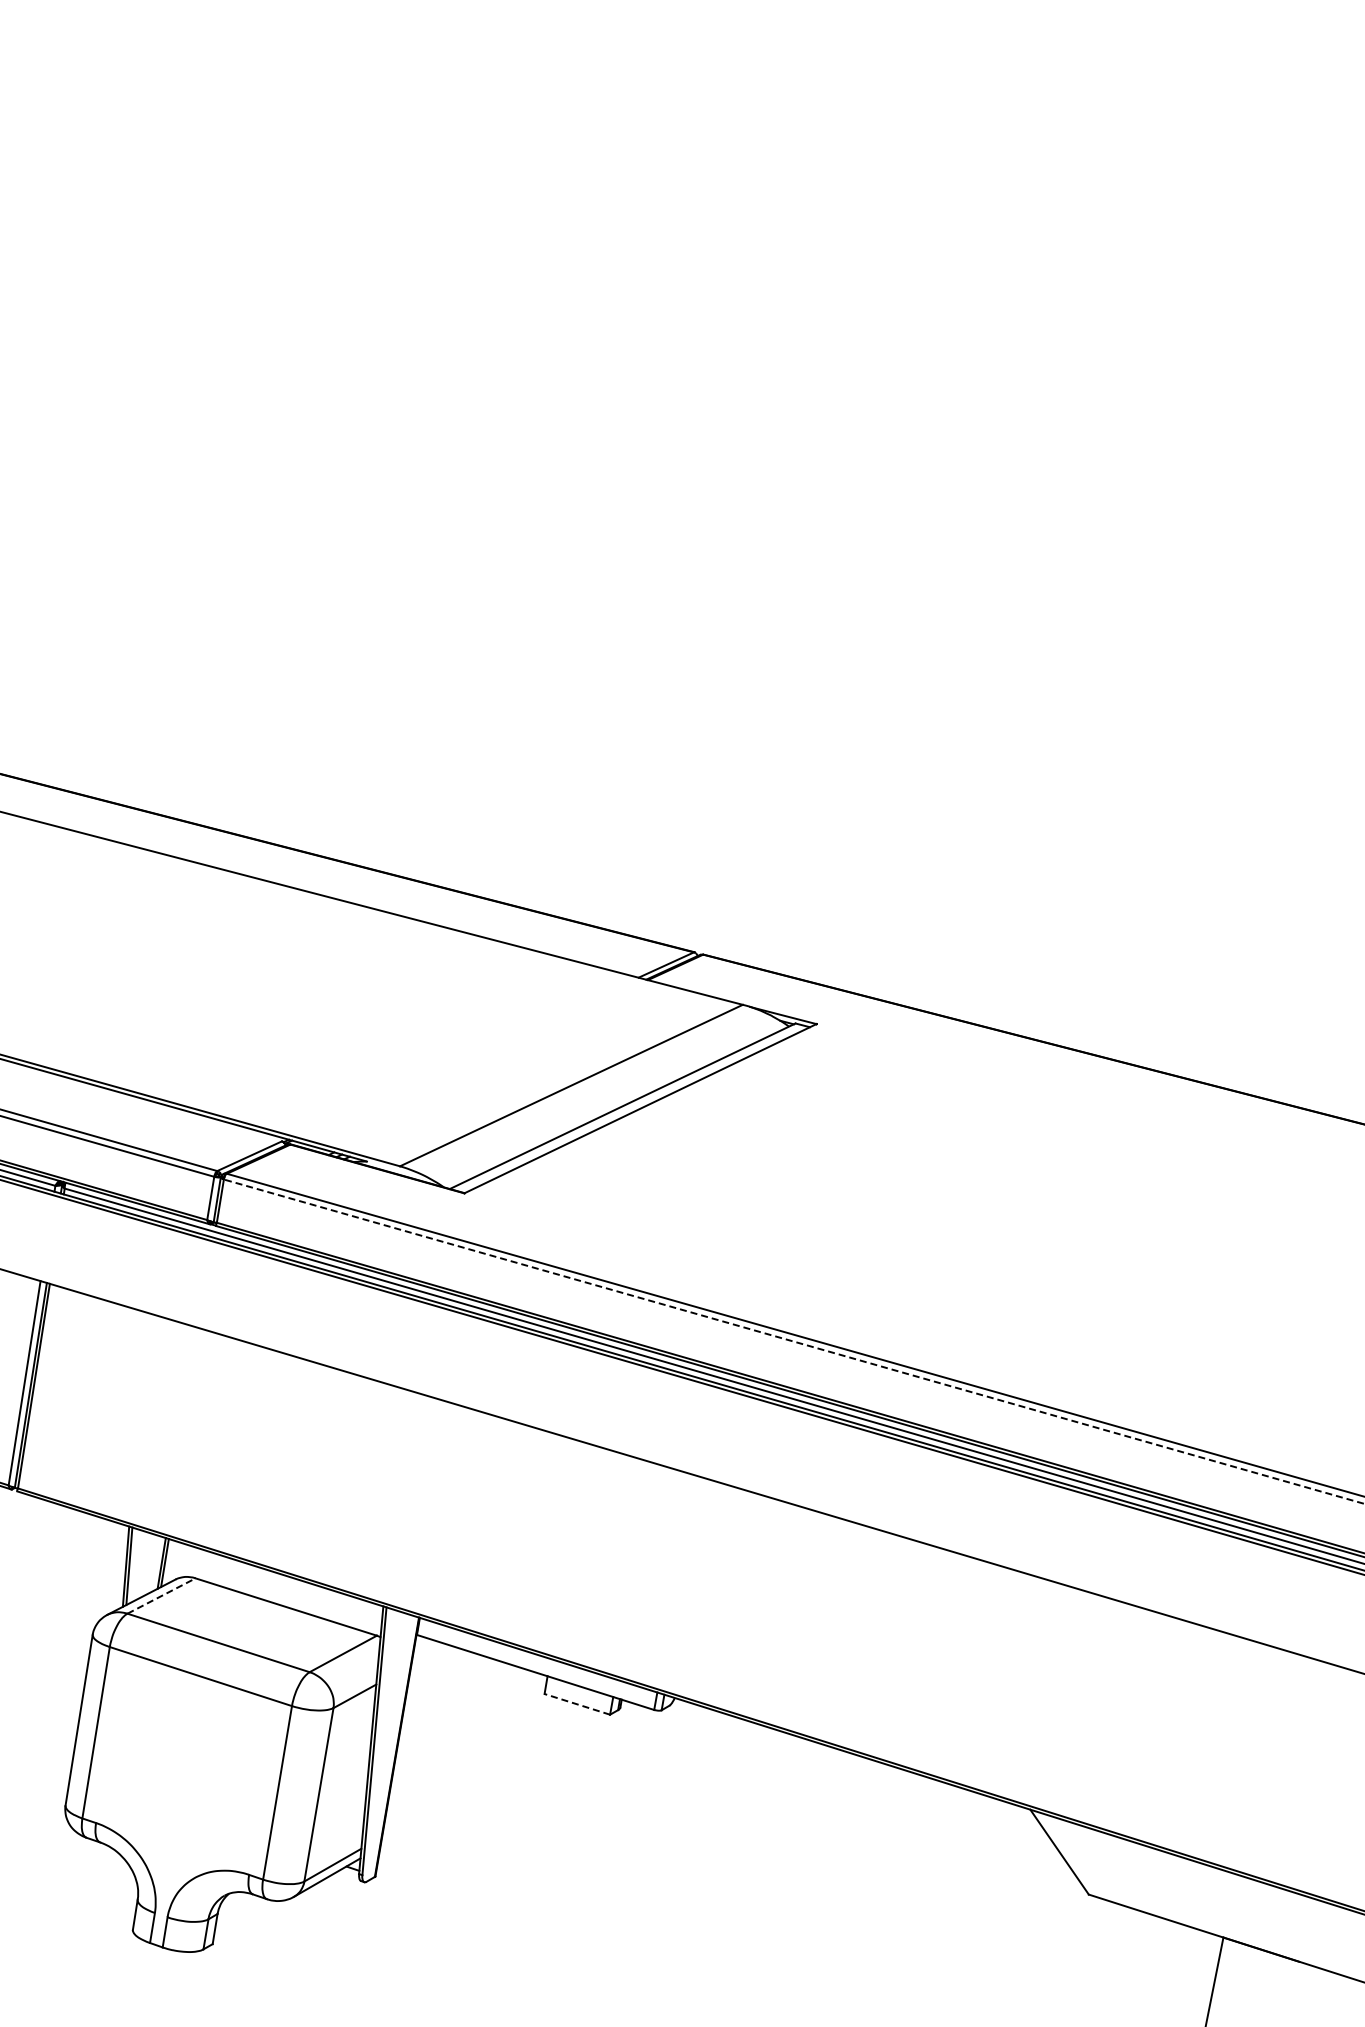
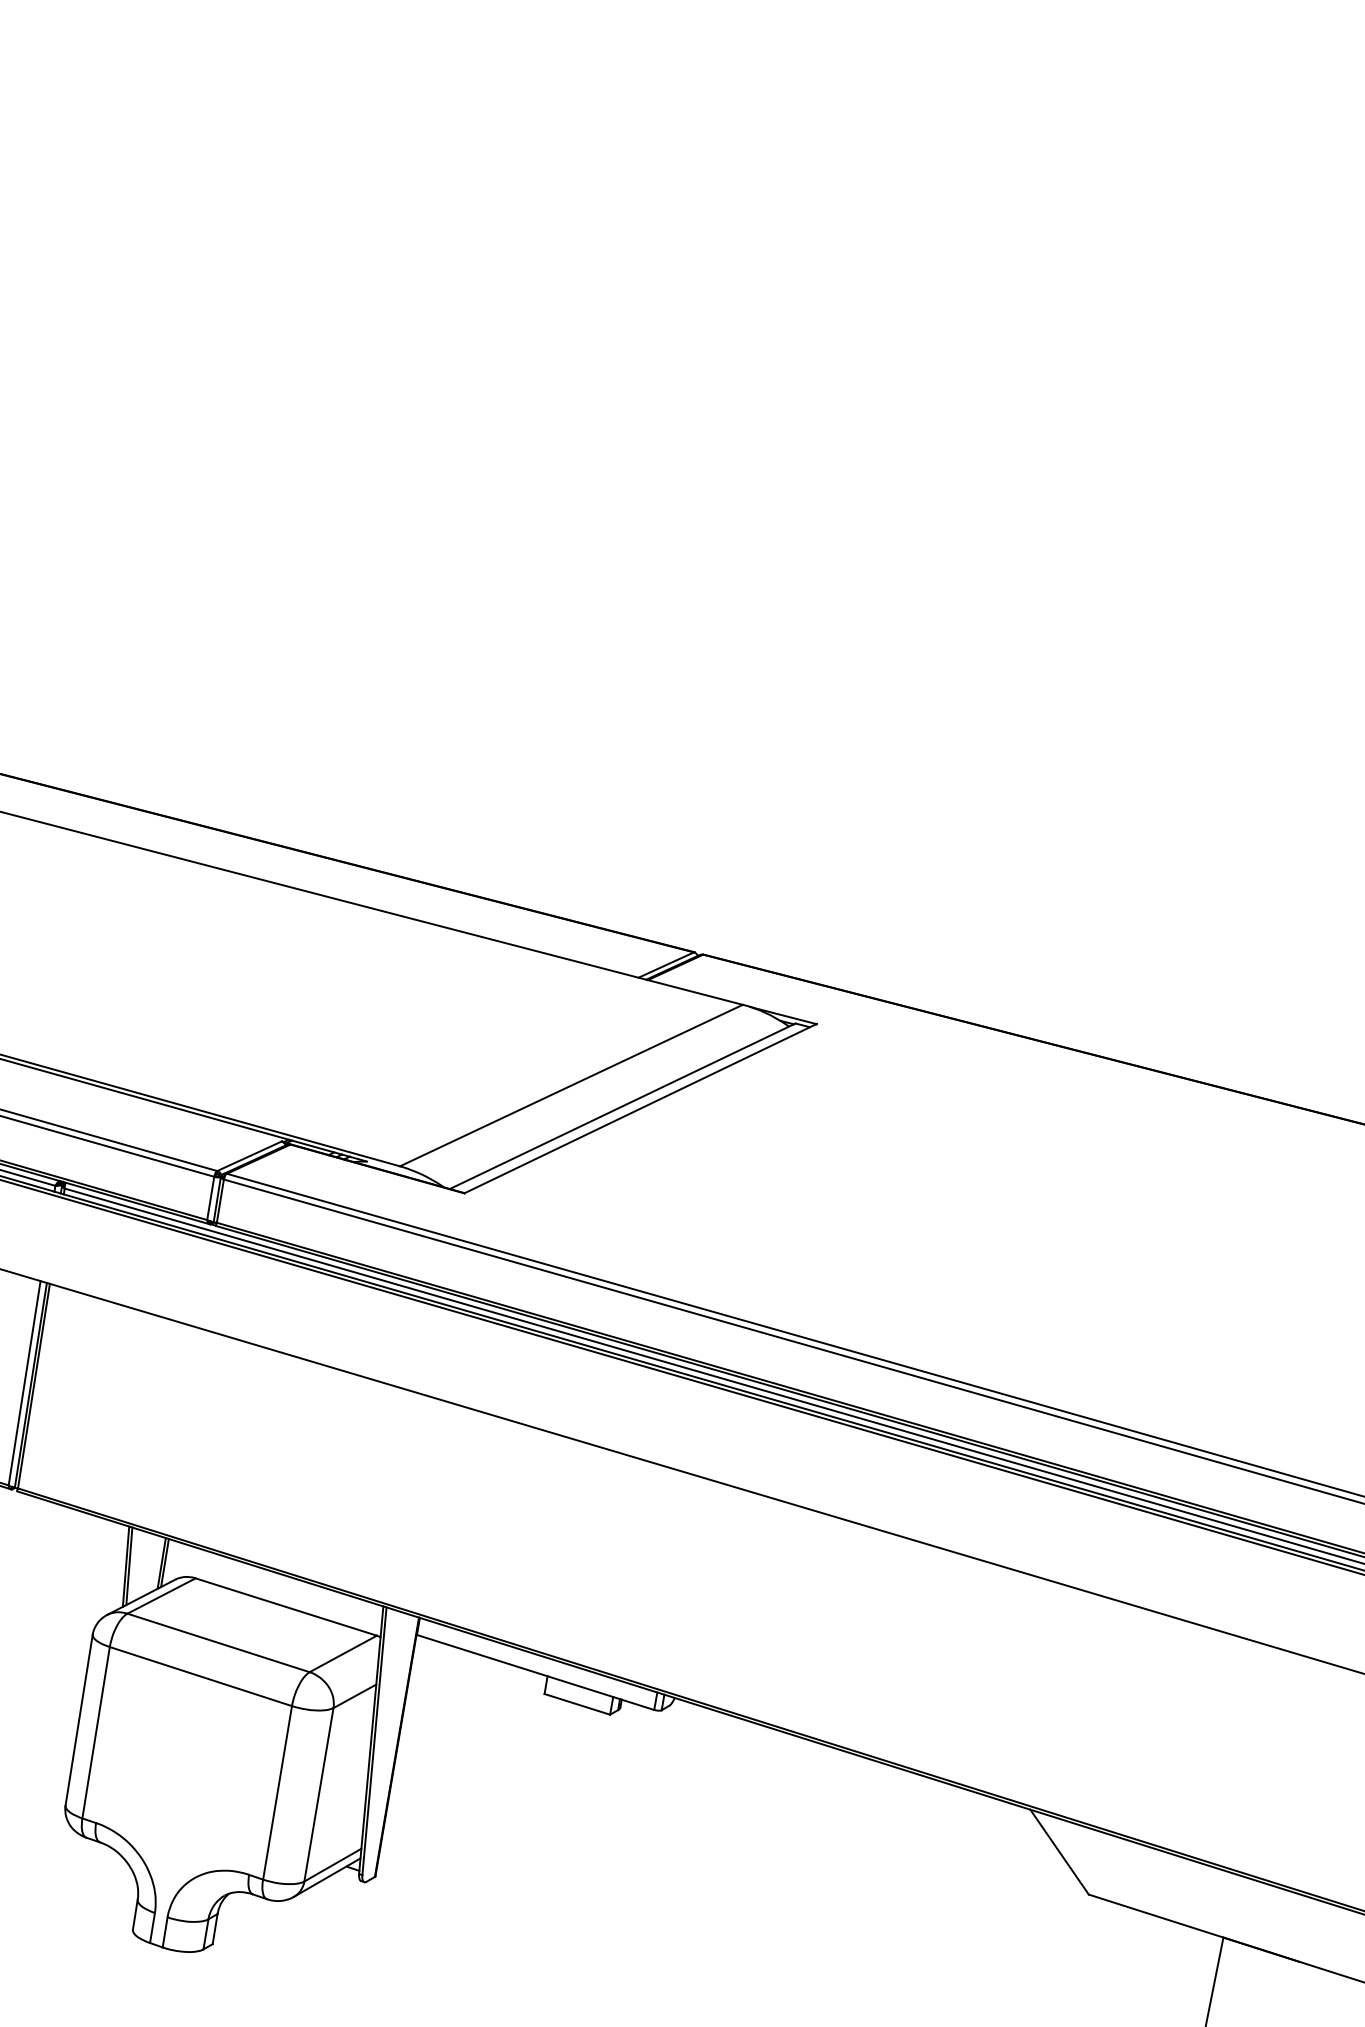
line: dashed -> solid (794, 1341)
line: dashed -> solid (162, 1595)
line: dashed -> solid (576, 1704)
